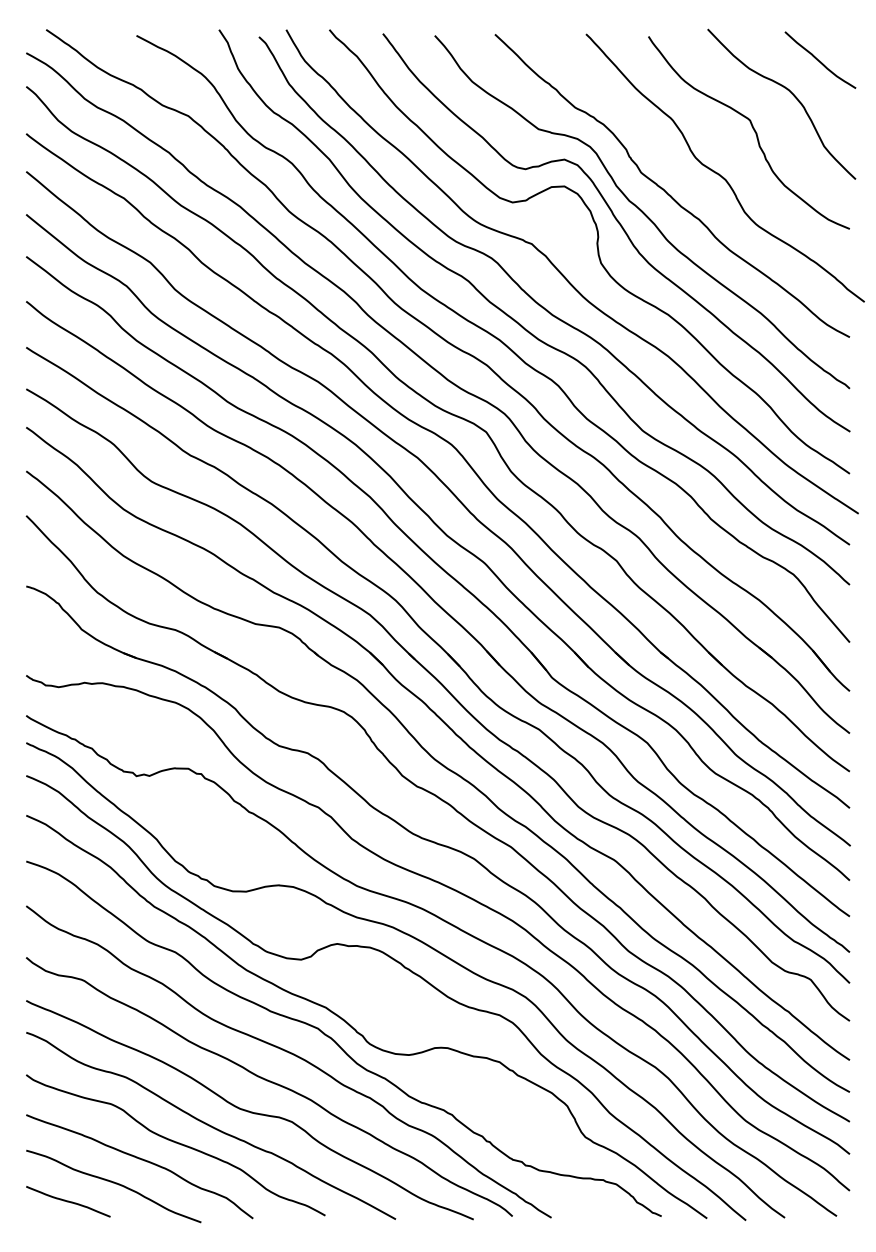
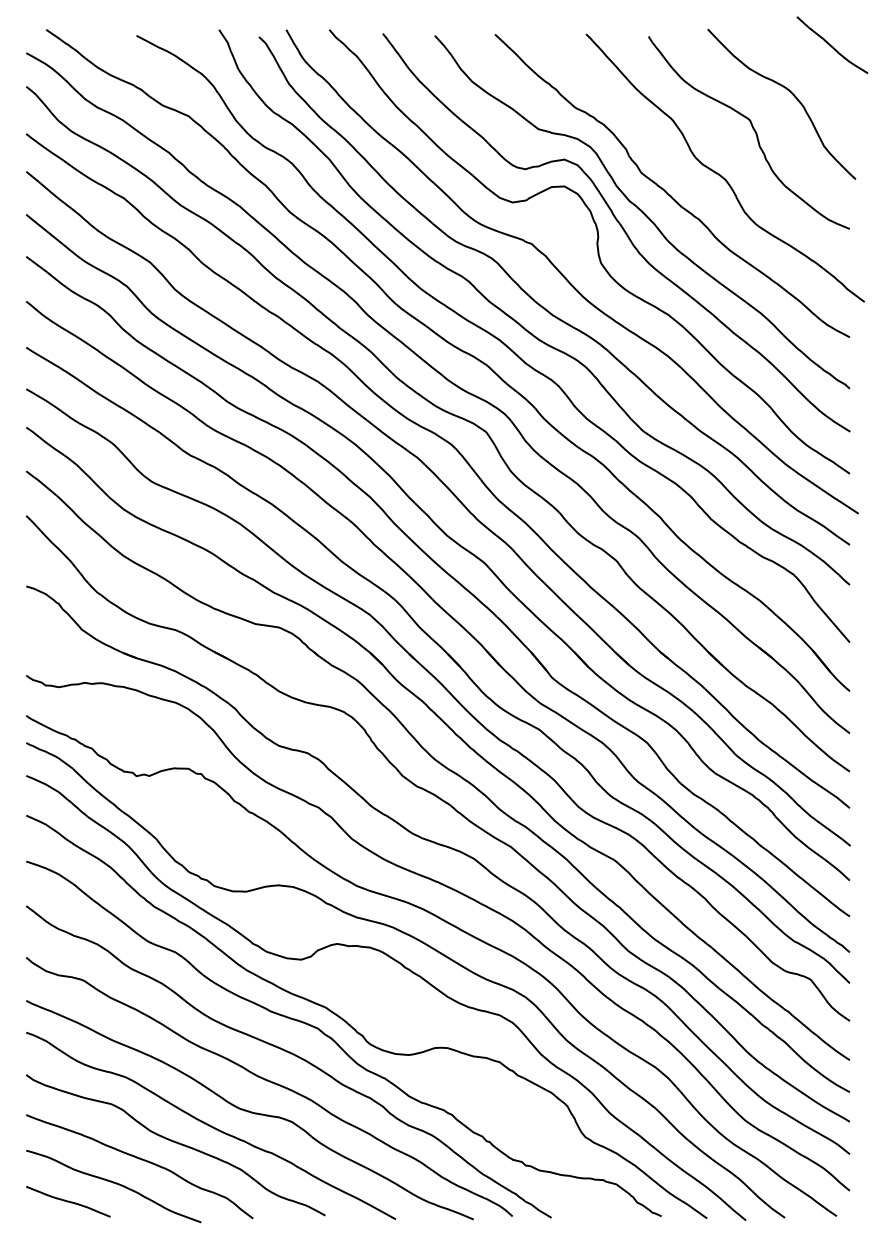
curve position: (819, 60) -> (831, 45) (831, 45)
